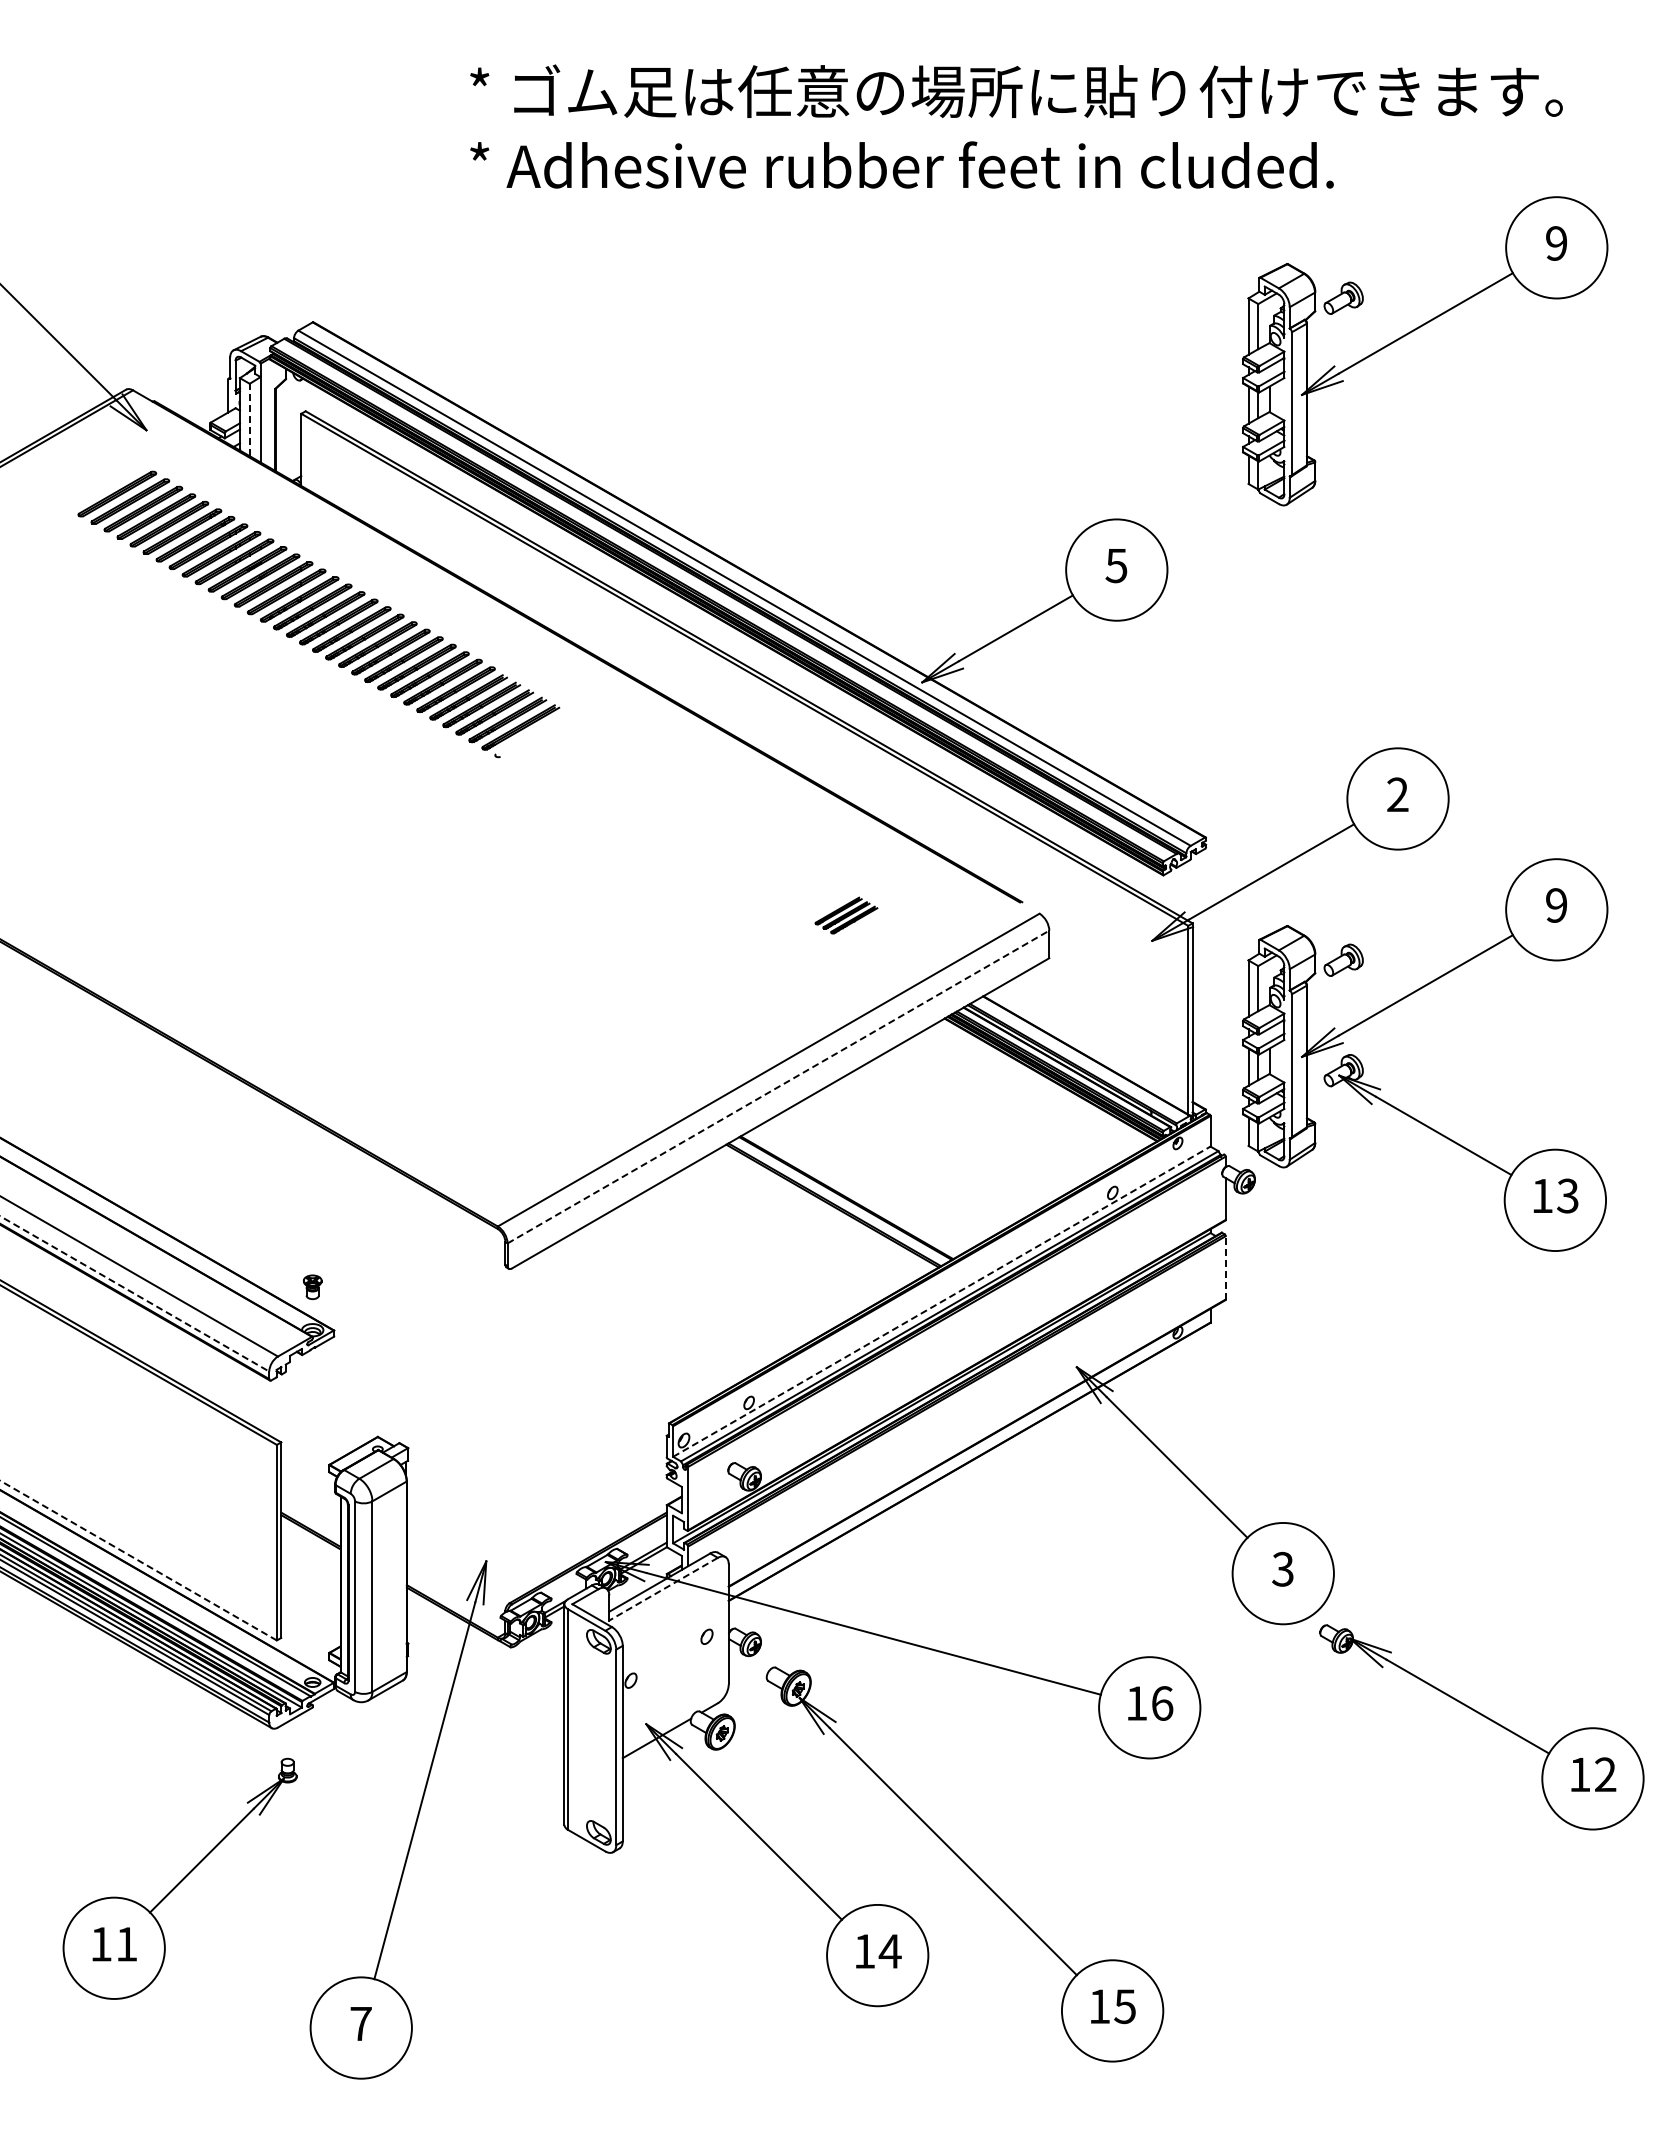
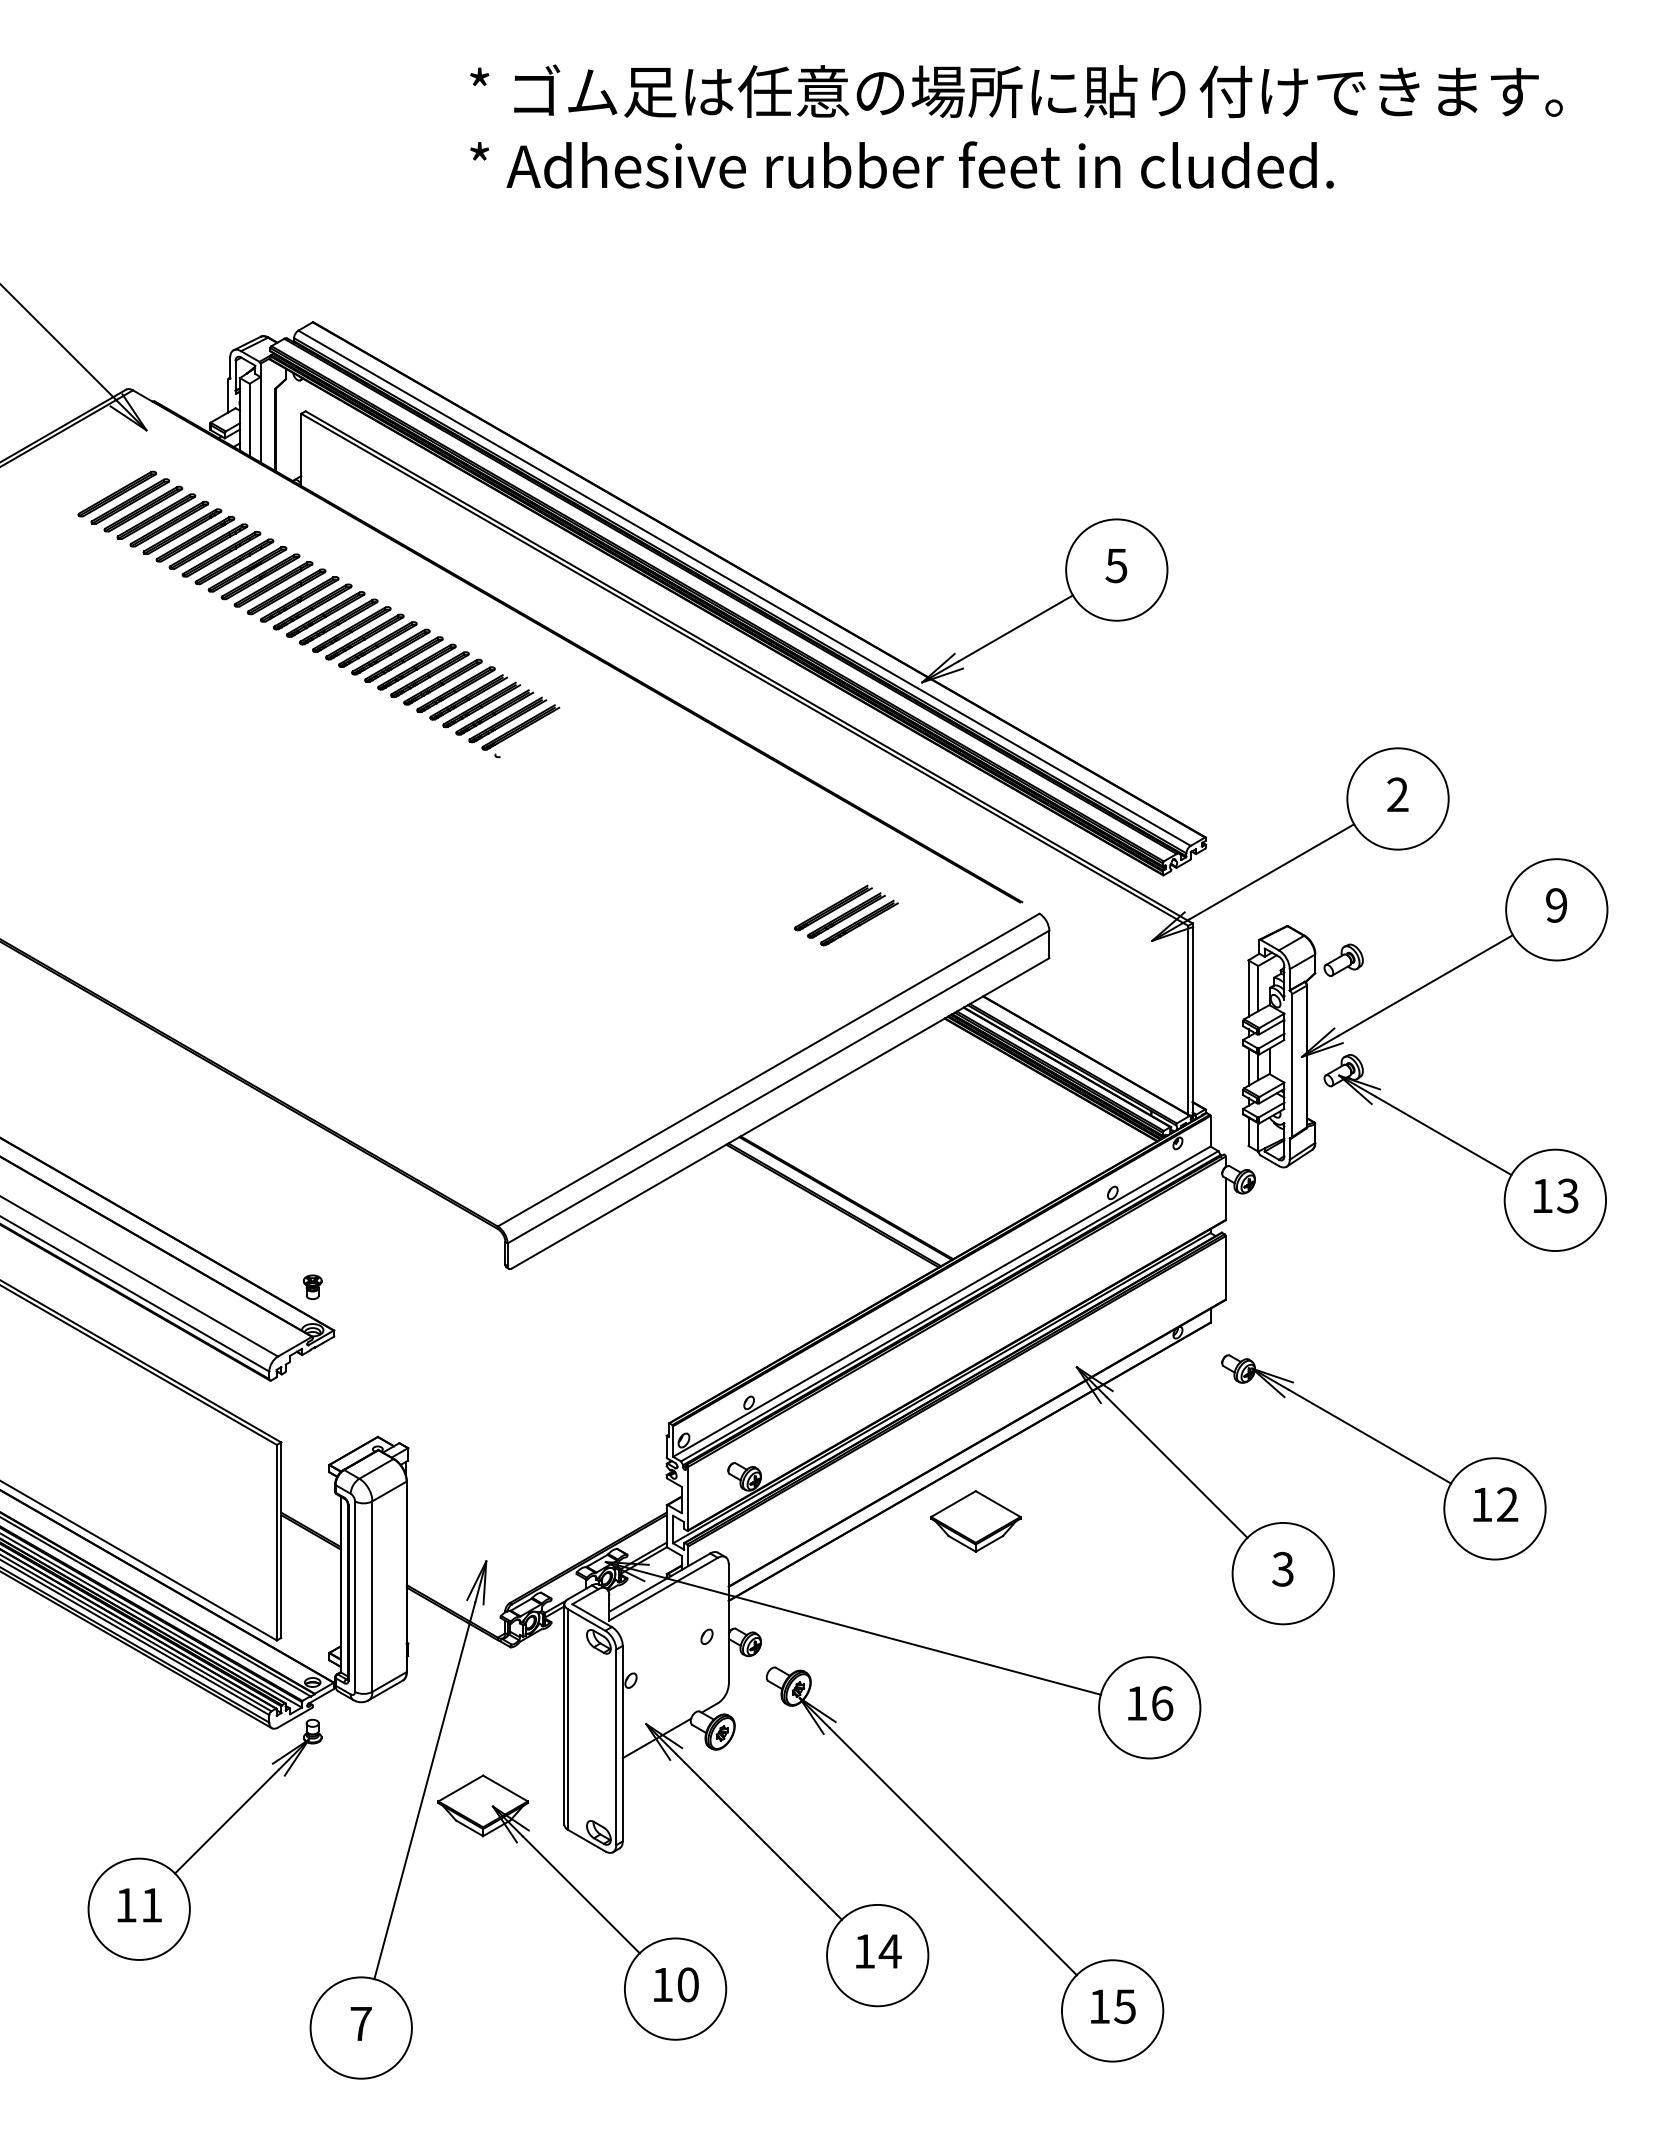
part: present -> none (1414, 331)
line: dashed -> solid (249, 419)
part size: 65x39 px -> 105x63 px (846, 915)
line: dashed -> solid (778, 1087)
line: dashed -> solid (1225, 1267)
line: dashed -> solid (135, 1294)
line: dashed -> solid (942, 1301)
part: none -> present (975, 1521)
line: dashed -> solid (138, 1560)
line: dashed -> solid (663, 1589)
part position: (1486, 1718) -> (1388, 1448) (1388, 1448)
part position: (179, 1878) -> (204, 1839) (204, 1839)
part: none -> present (587, 1902)
